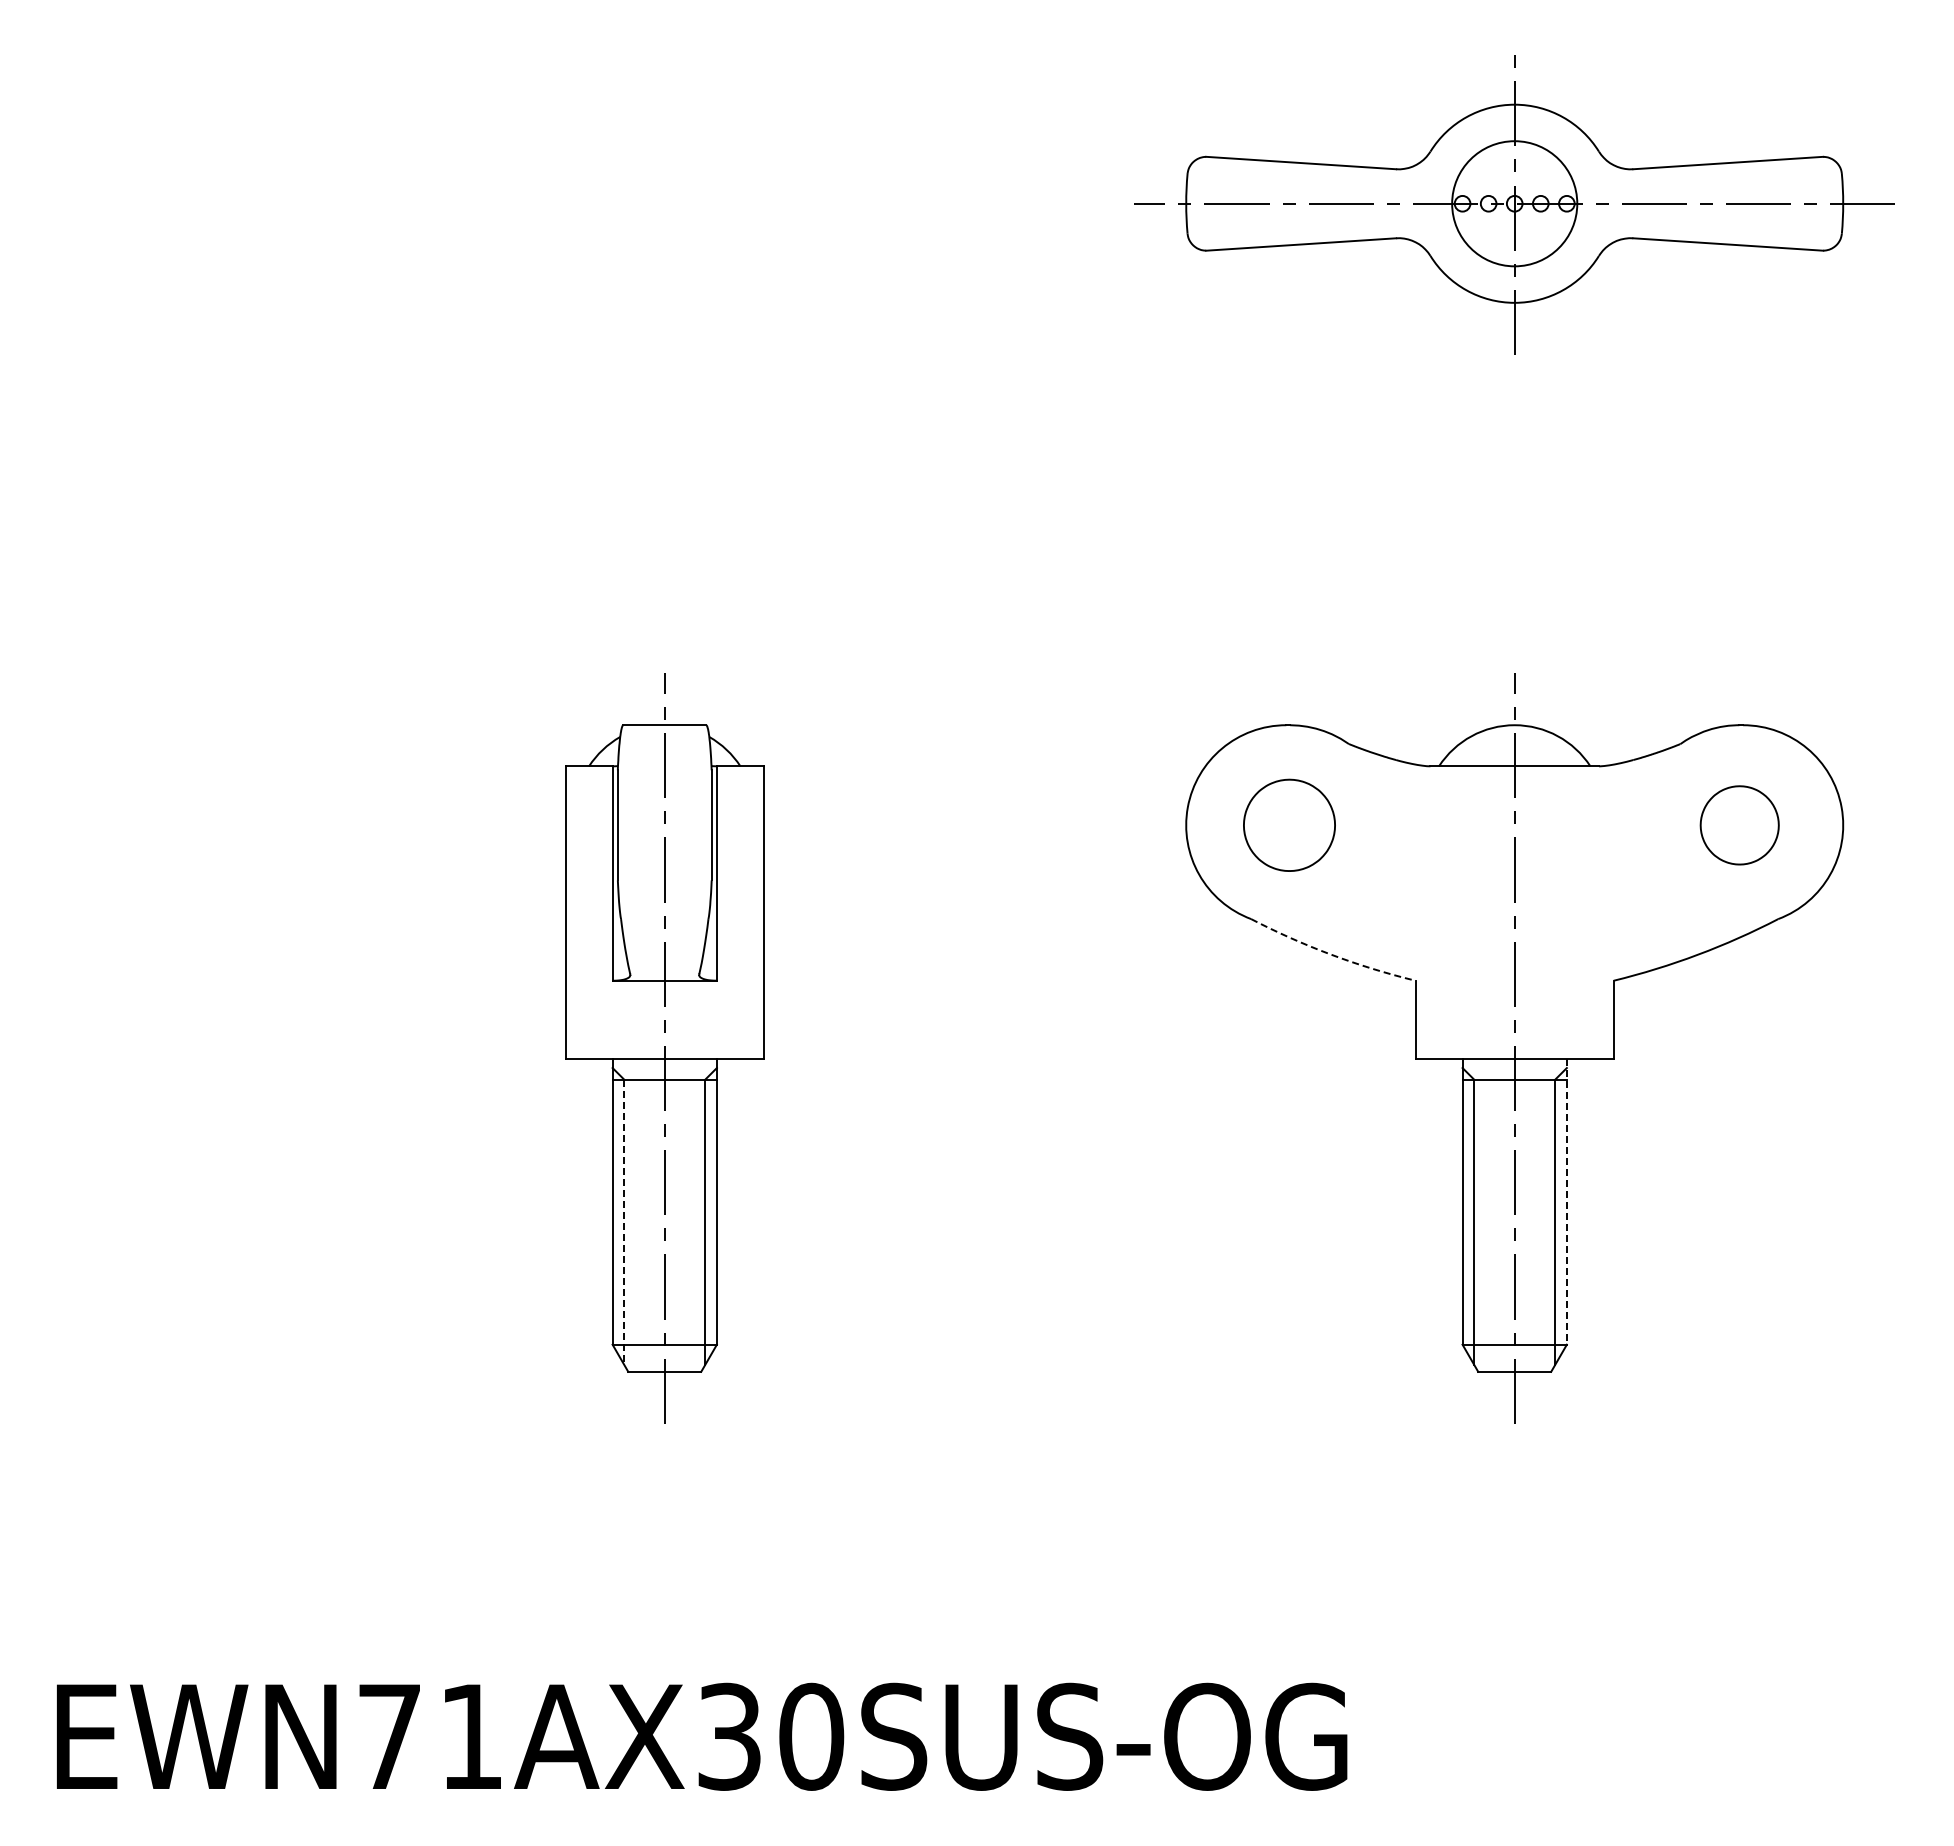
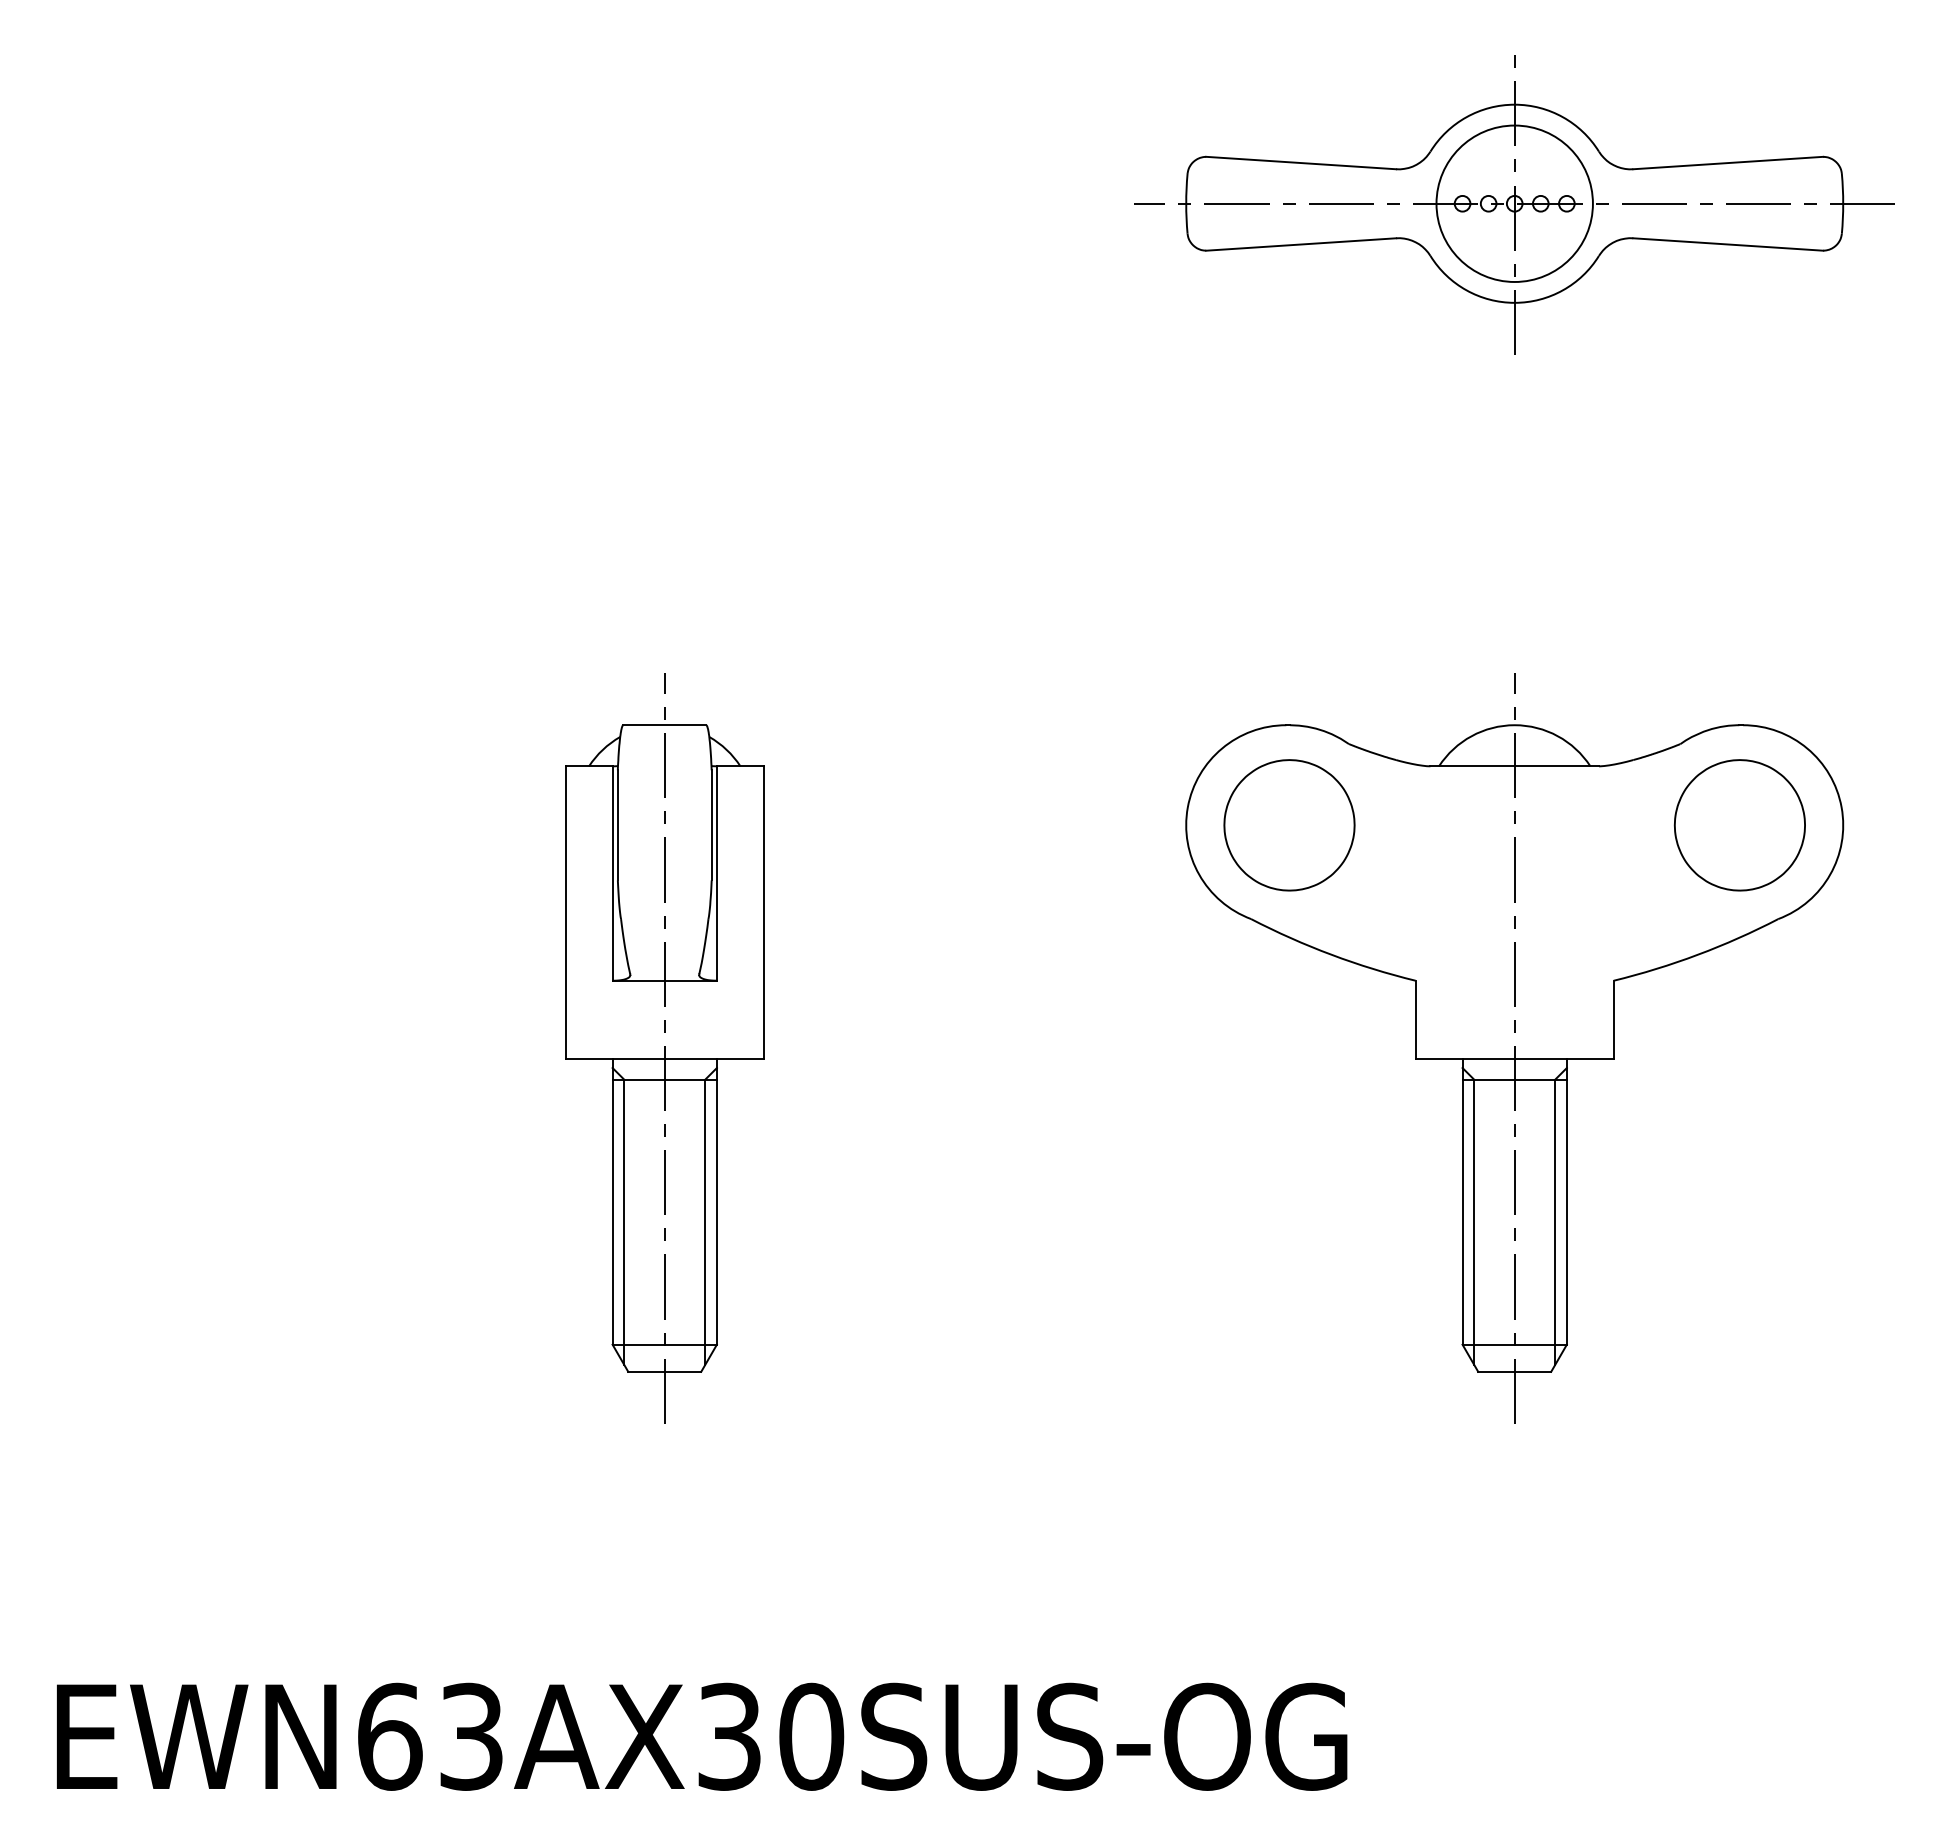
circle diameter: 125 px -> 156 px (1514, 203)
part size: 93x94 px -> 133x133 px (1289, 825)
part size: 81x81 px -> 133x133 px (1739, 825)
arc: dashed -> solid (1331, 954)
line: dashed -> solid (1566, 1201)
line: dashed -> solid (624, 1222)
text: EWN71AX30SUS-OG -> EWN63AX30SUS-OG (430, 1736)
